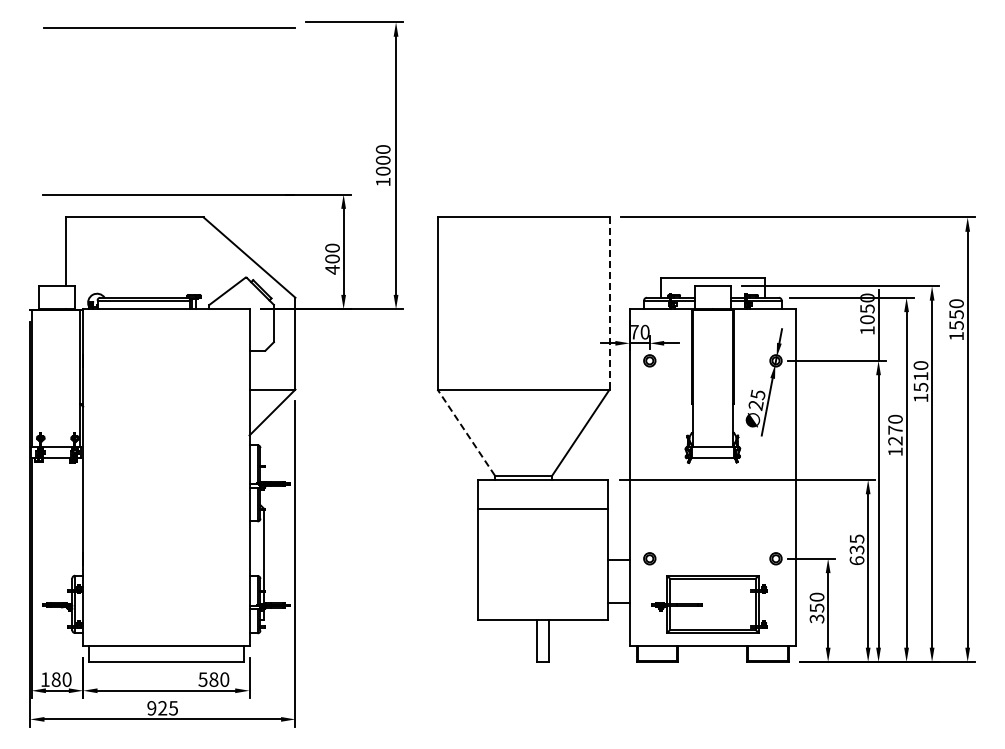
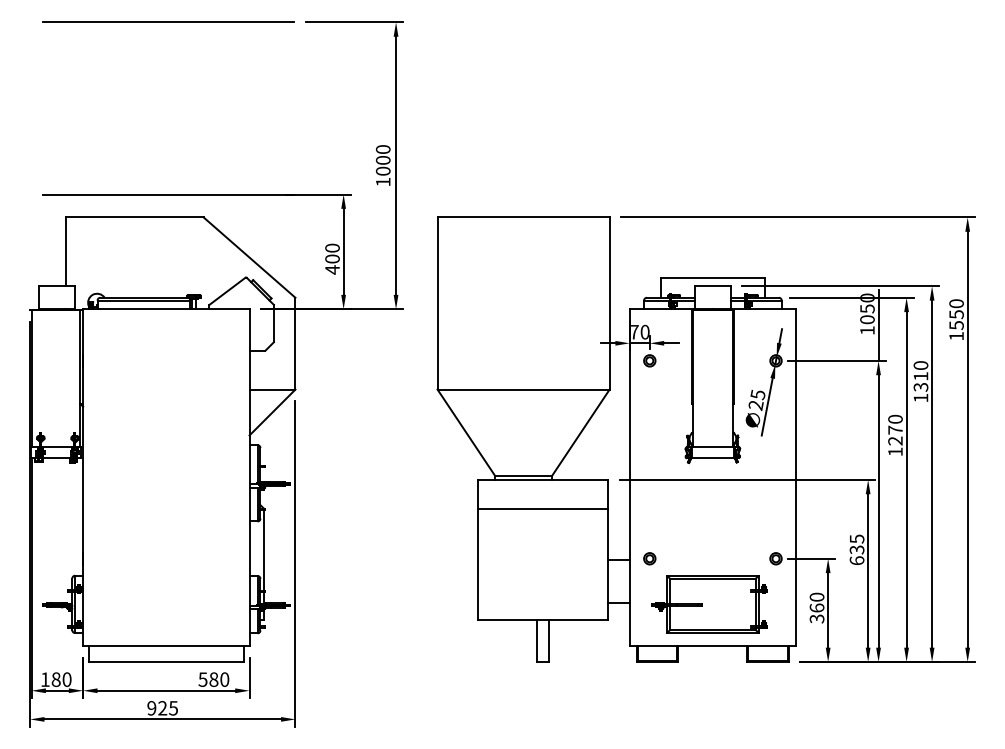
line position: (169, 27) -> (168, 21) (168, 21)
line: dashed -> solid (609, 304)
text: 1510 -> 1310 (920, 386)
line: dashed -> solid (466, 432)
text: 350 -> 360 (816, 607)
